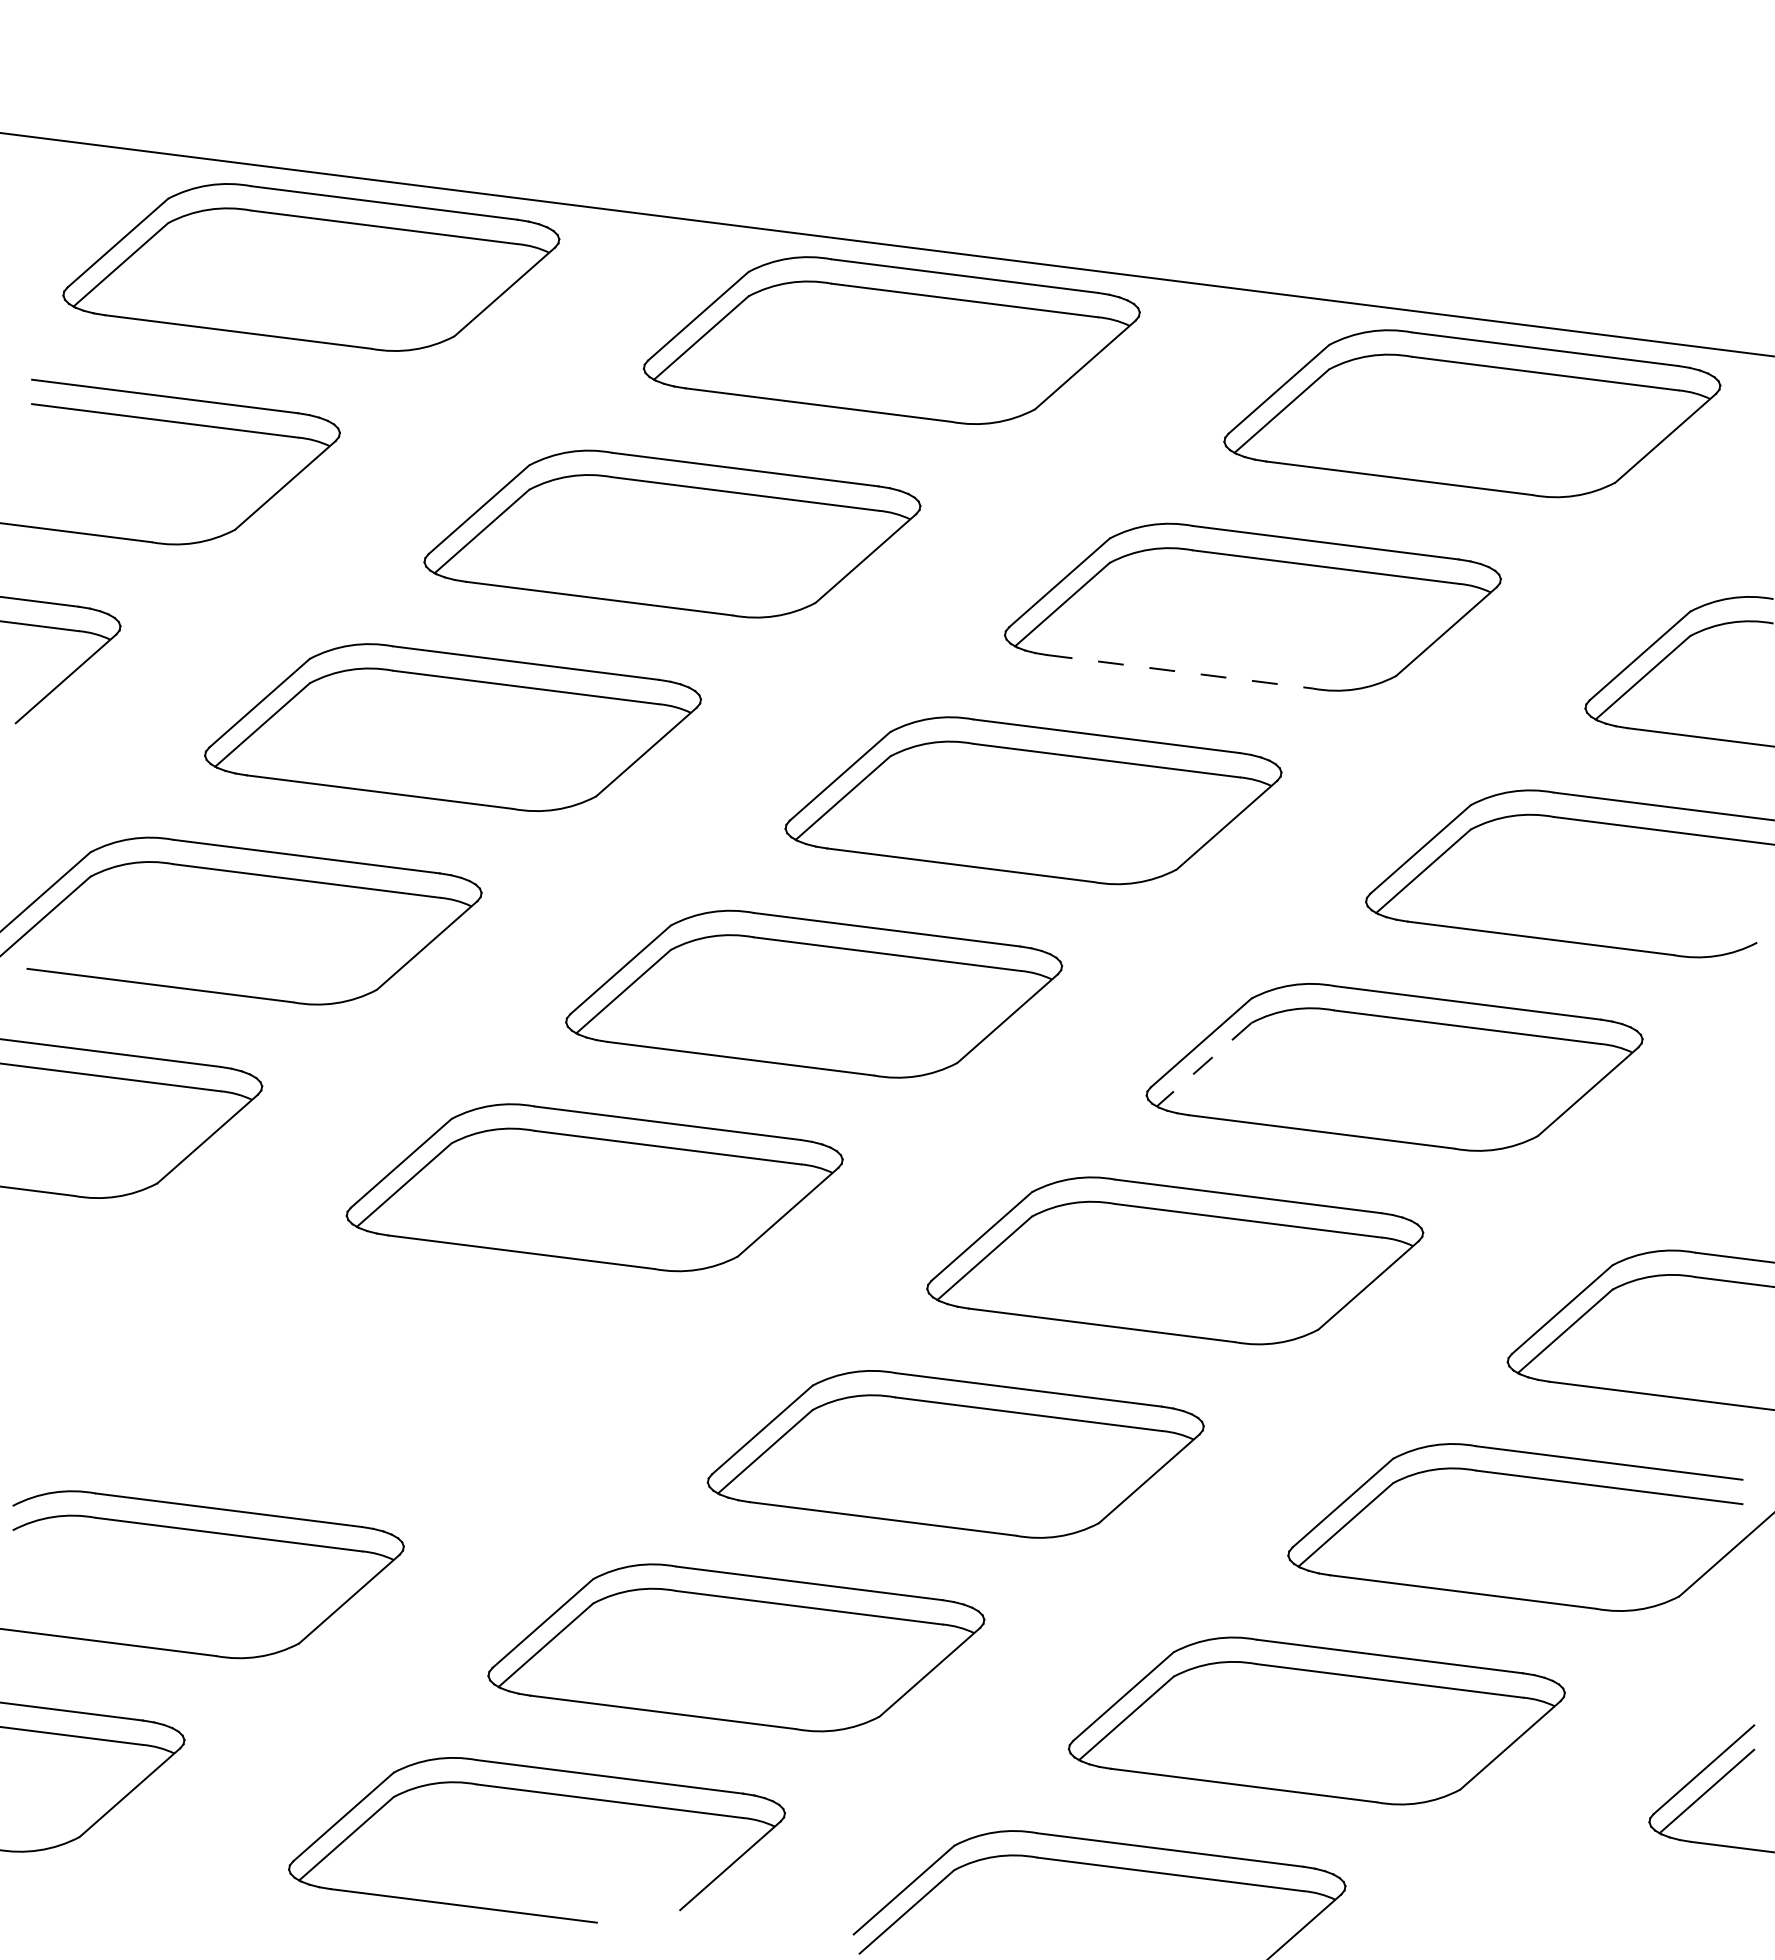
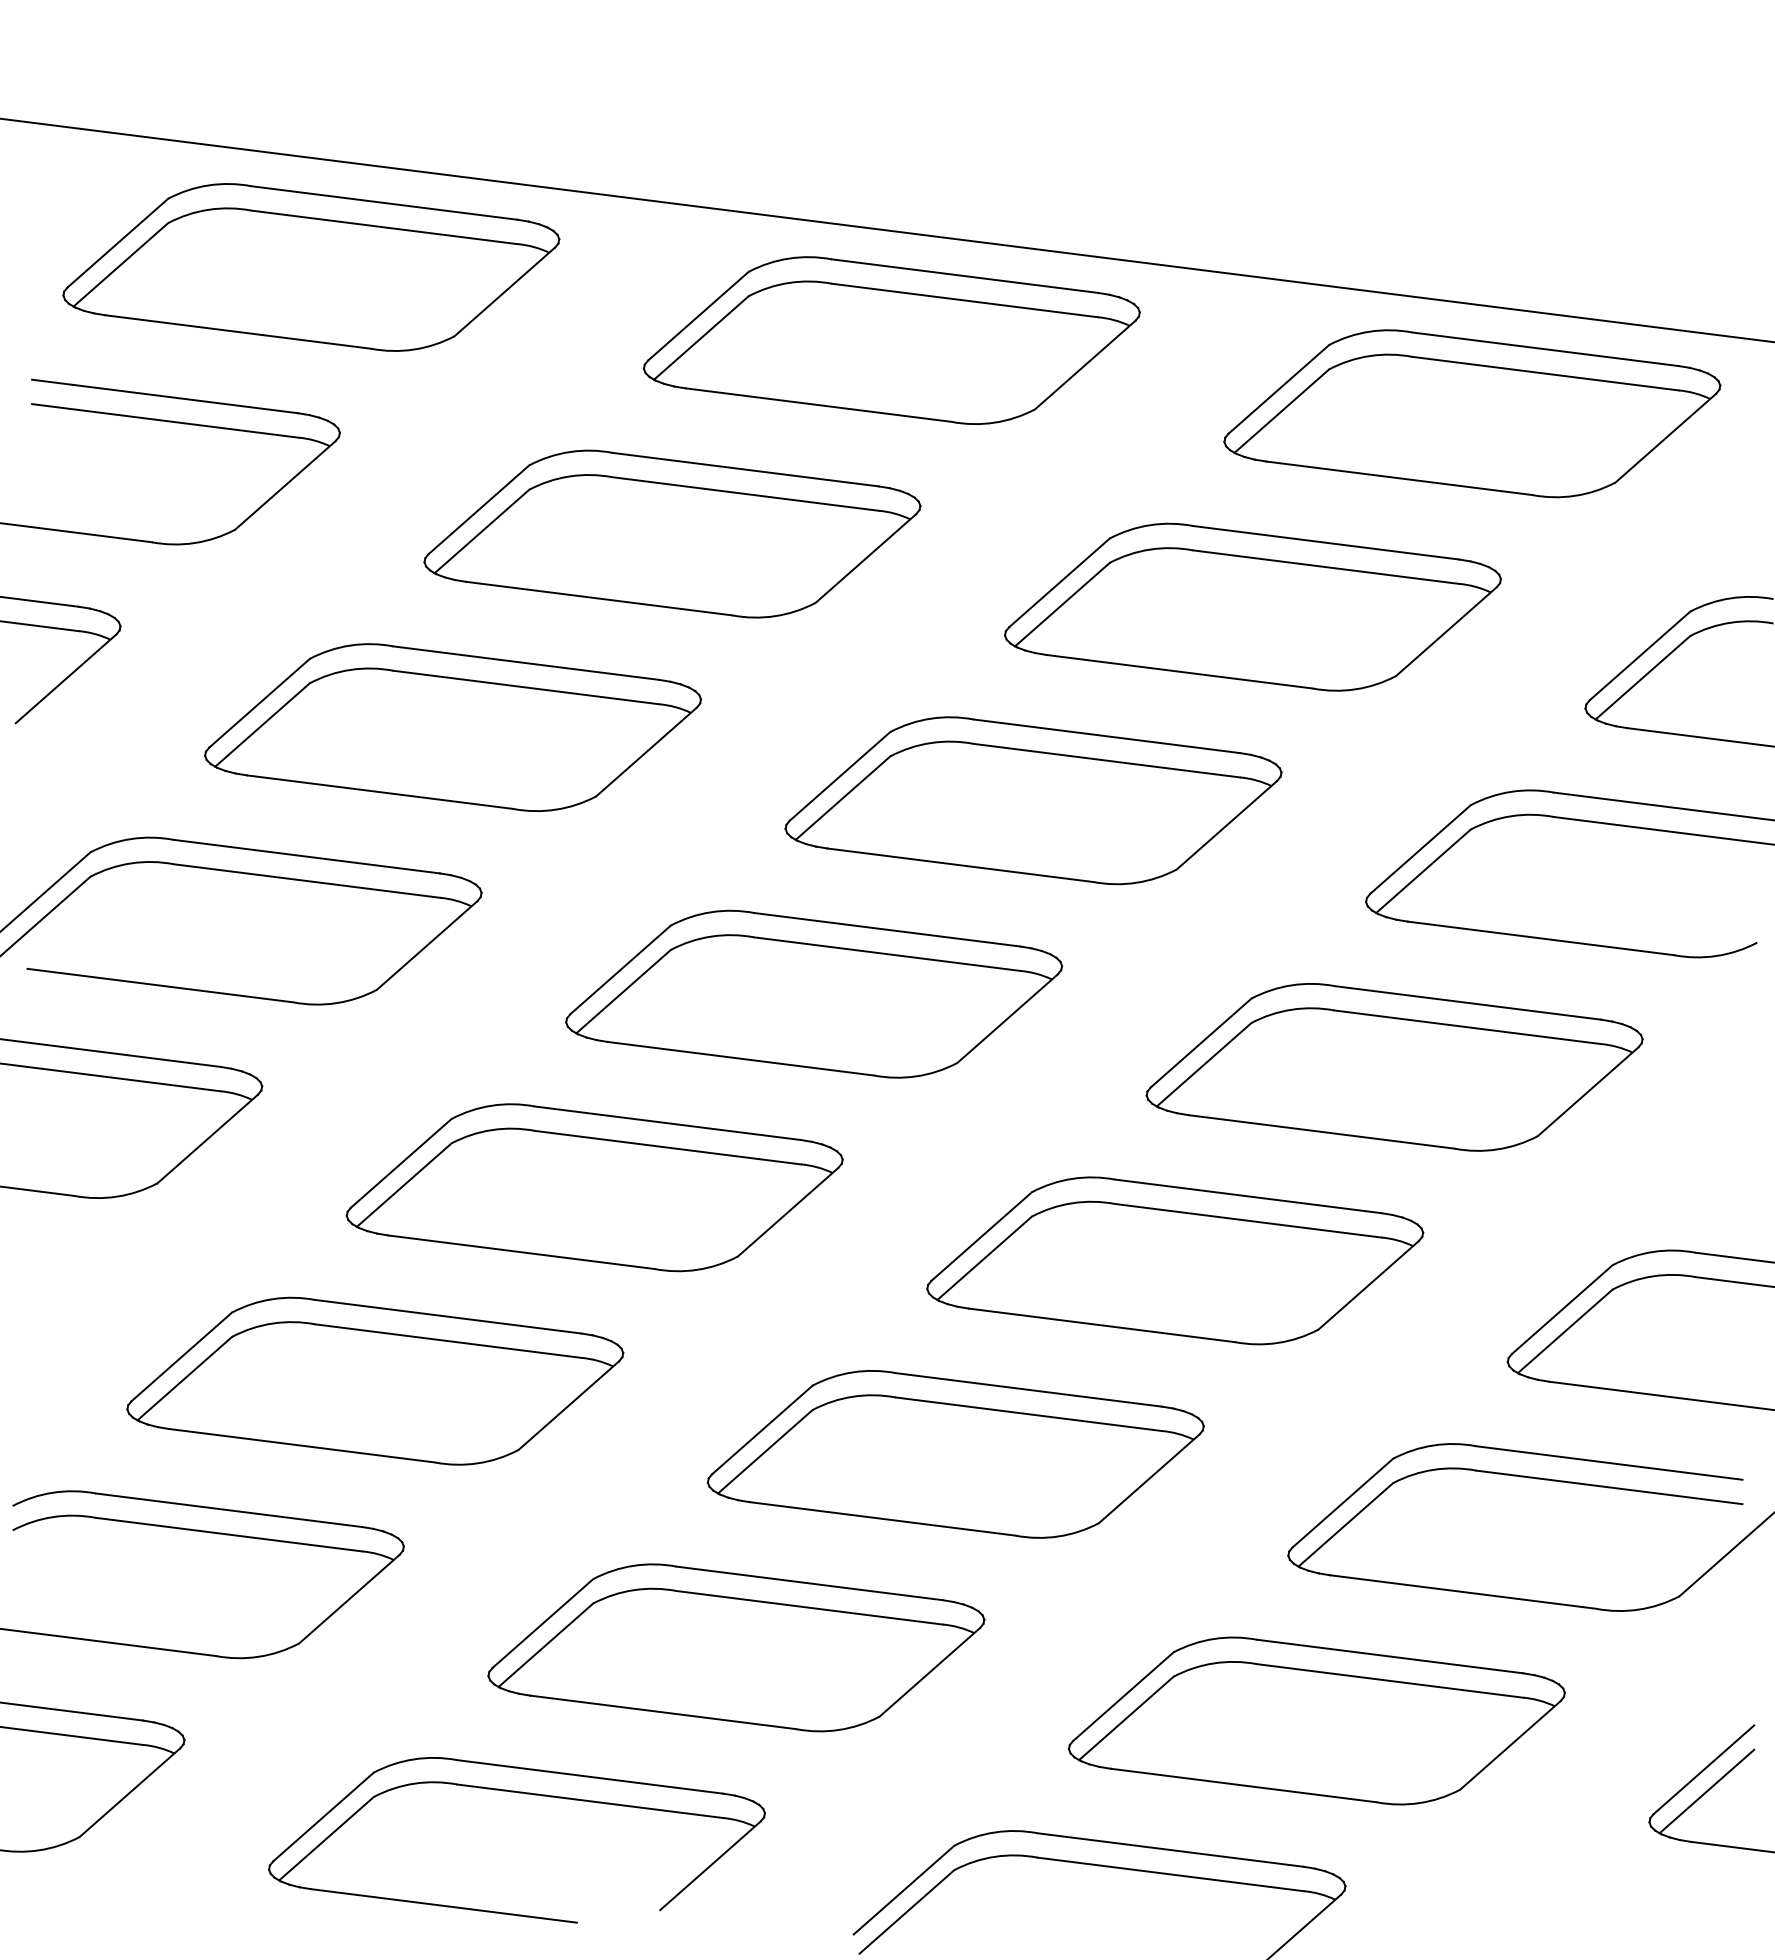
line position: (886, 244) -> (886, 230) (886, 230)
line: dashed -> solid (1180, 671)
line: dashed -> solid (1203, 1065)
part: none -> present (375, 1380)
part position: (538, 1793) -> (518, 1793) (518, 1793)
